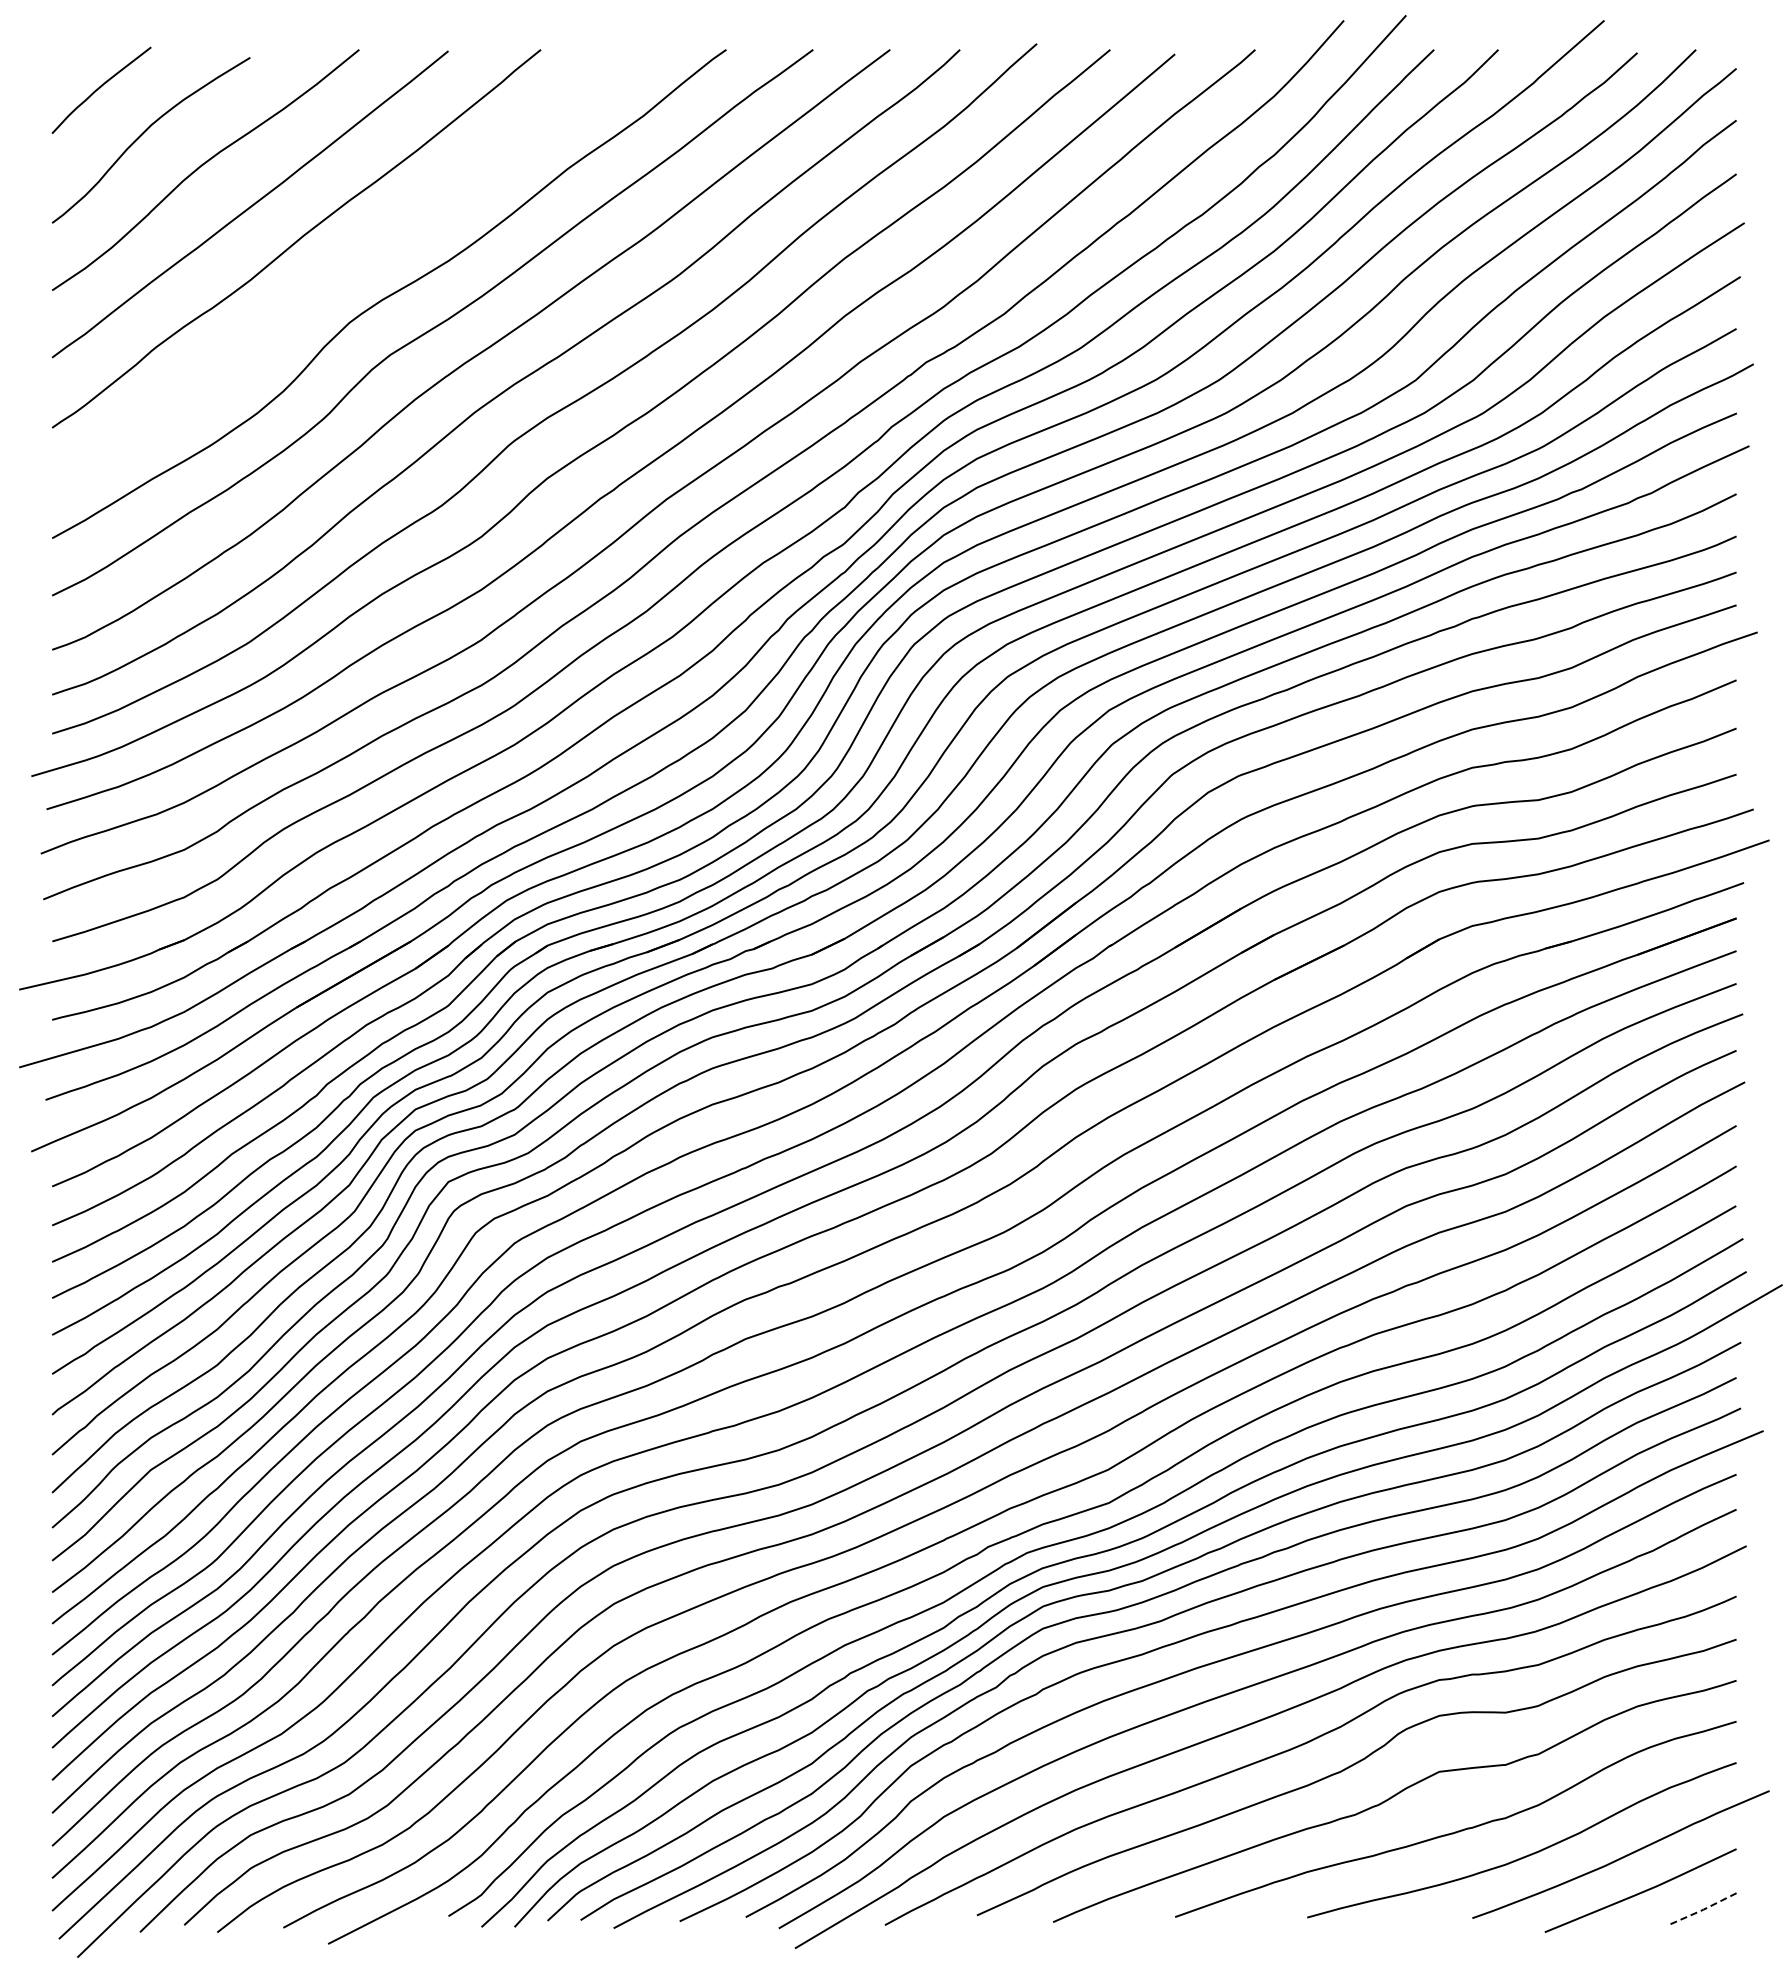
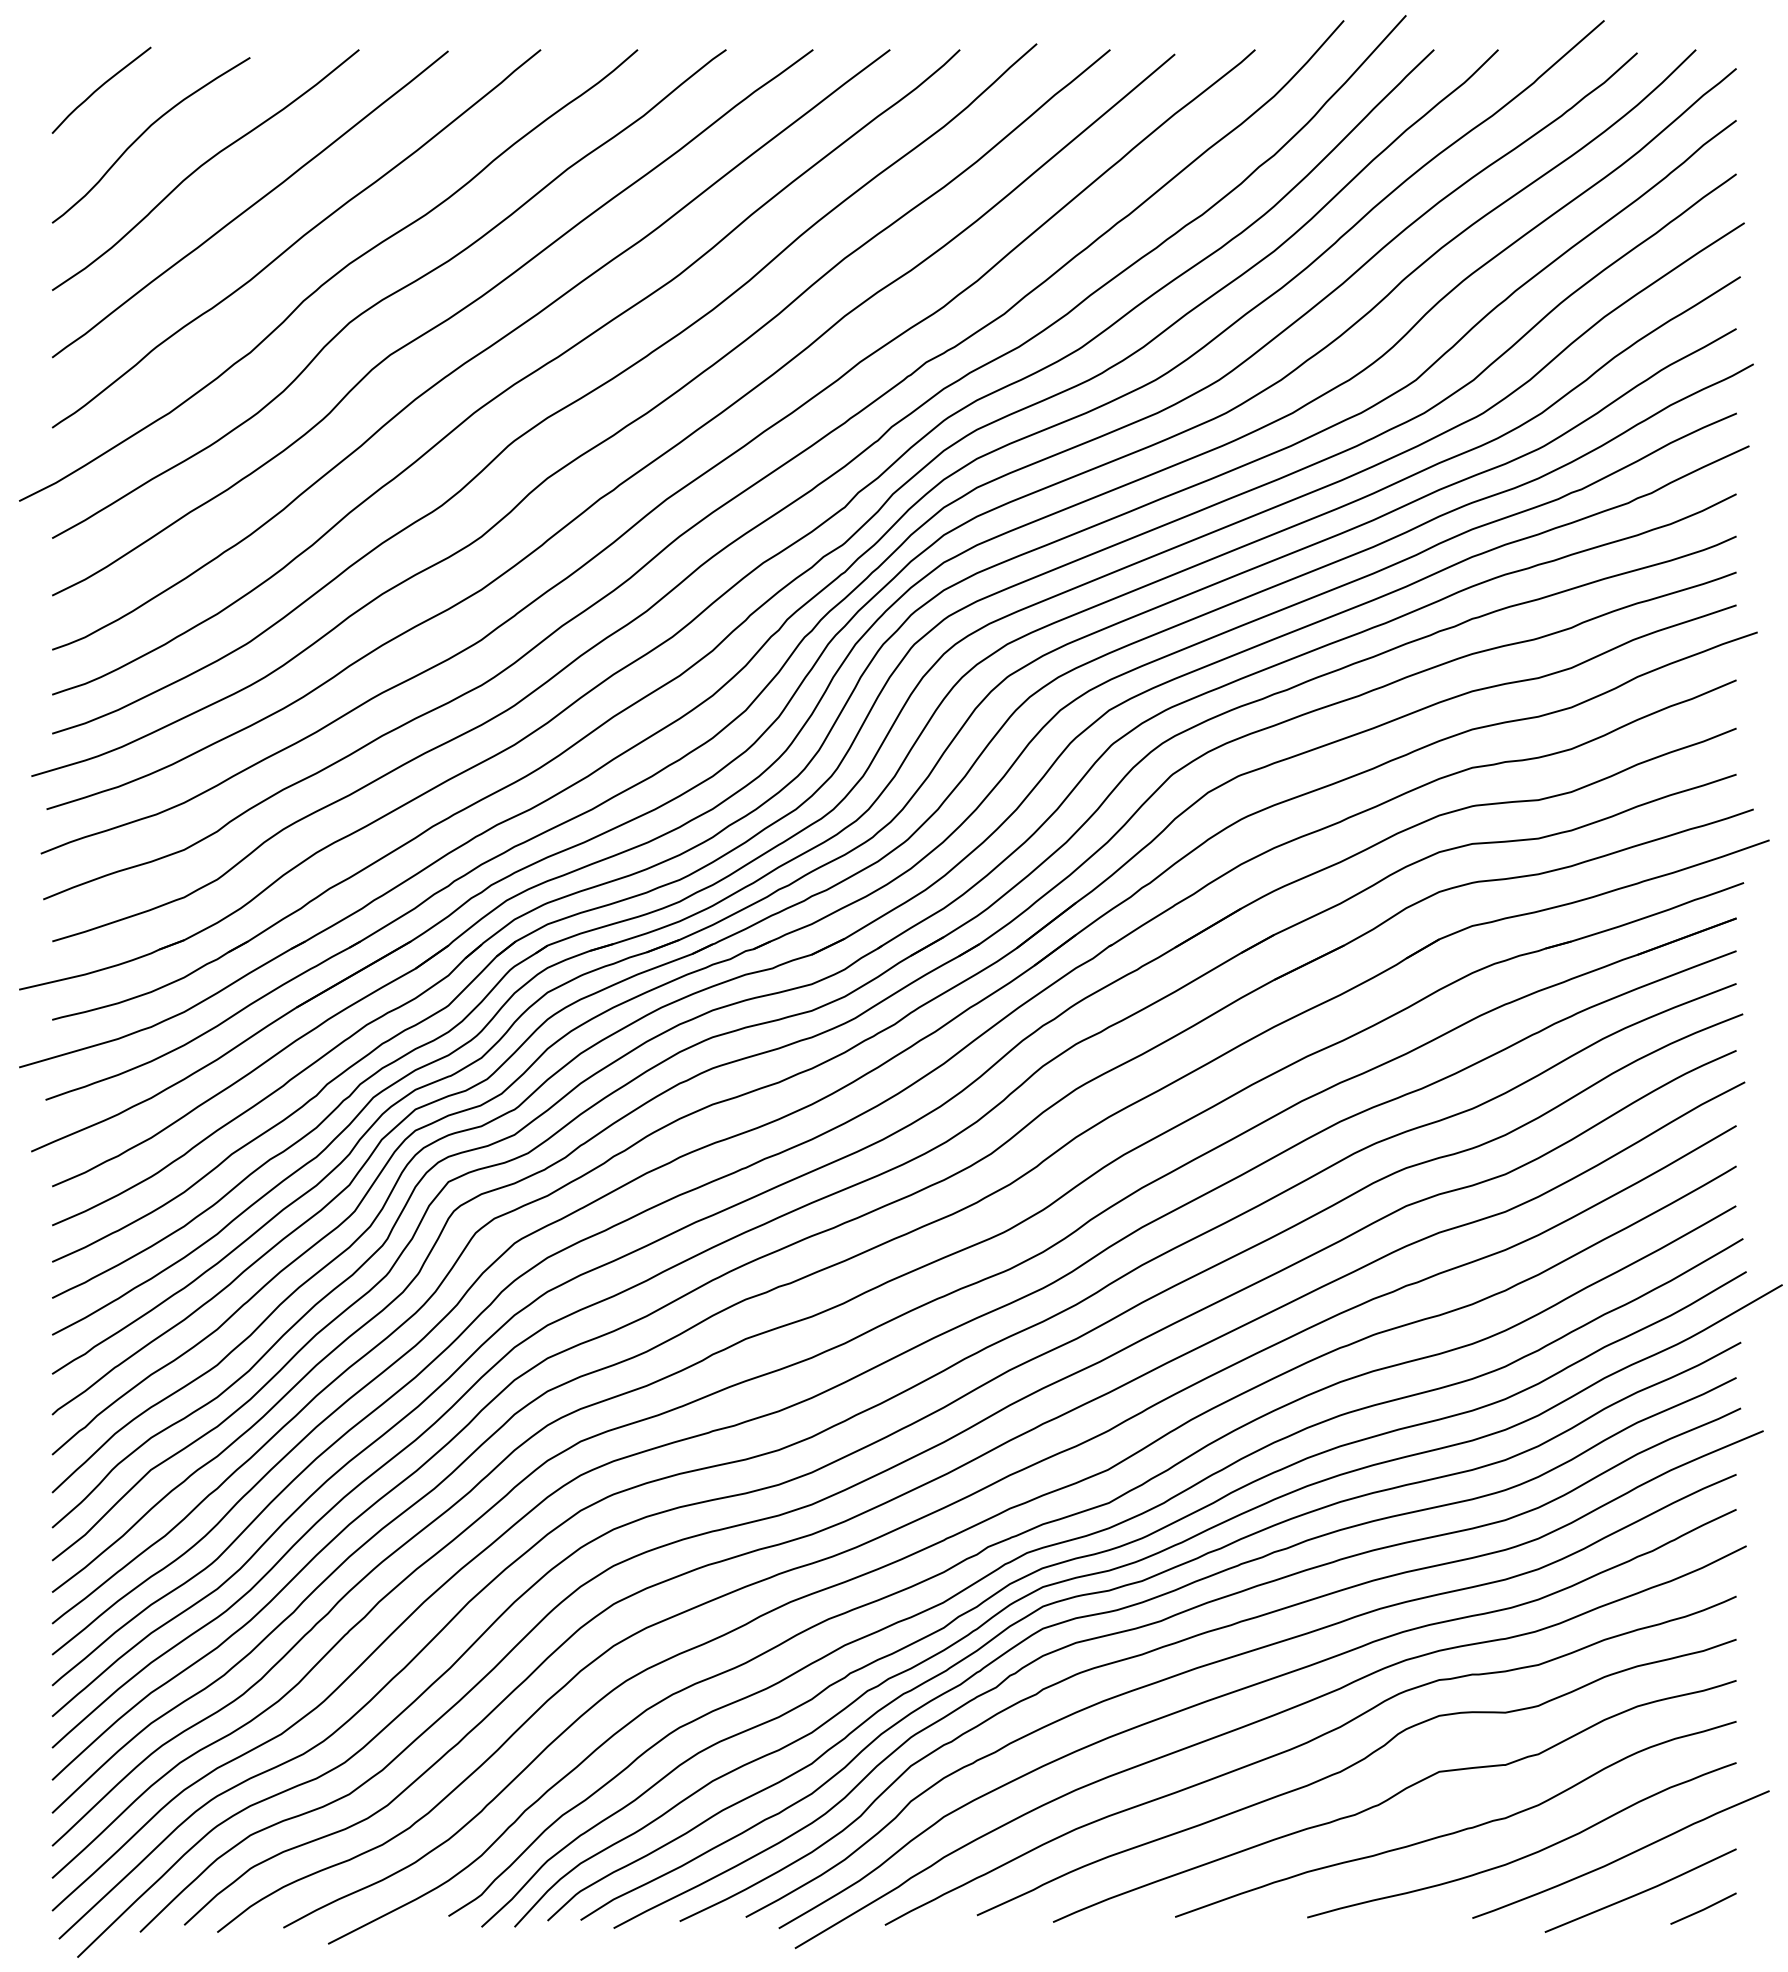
curve: none -> present (330, 277)
line: dashed -> solid (1703, 1909)
